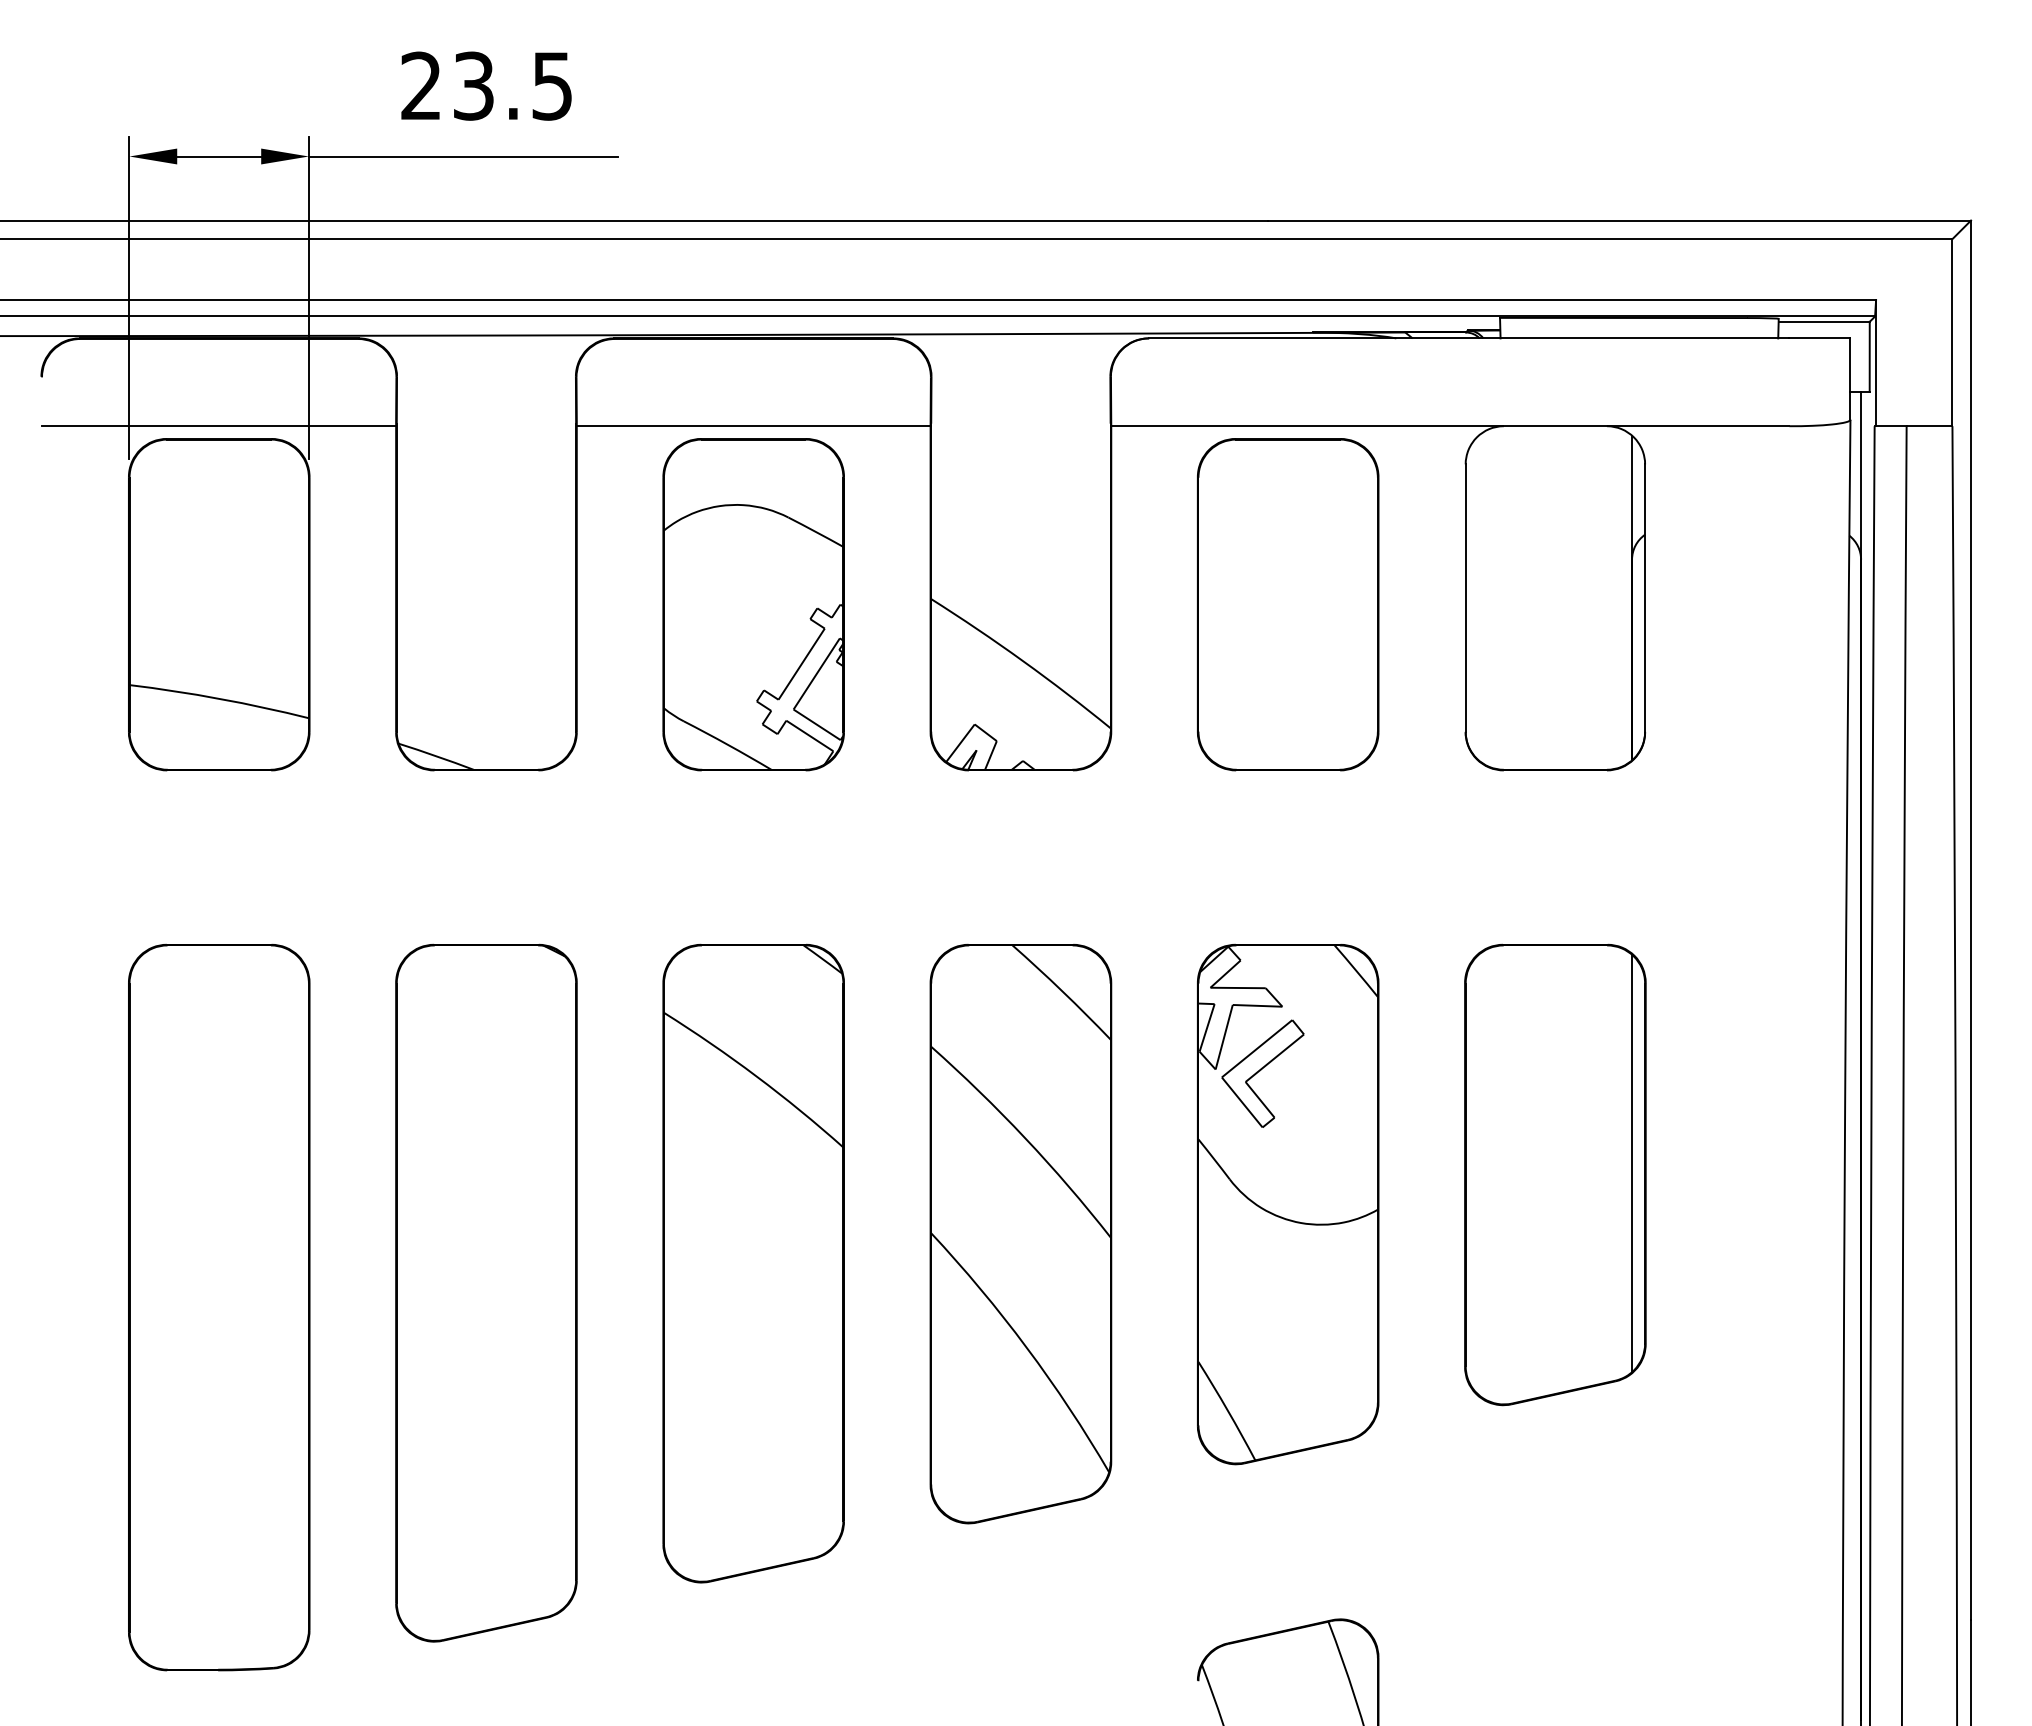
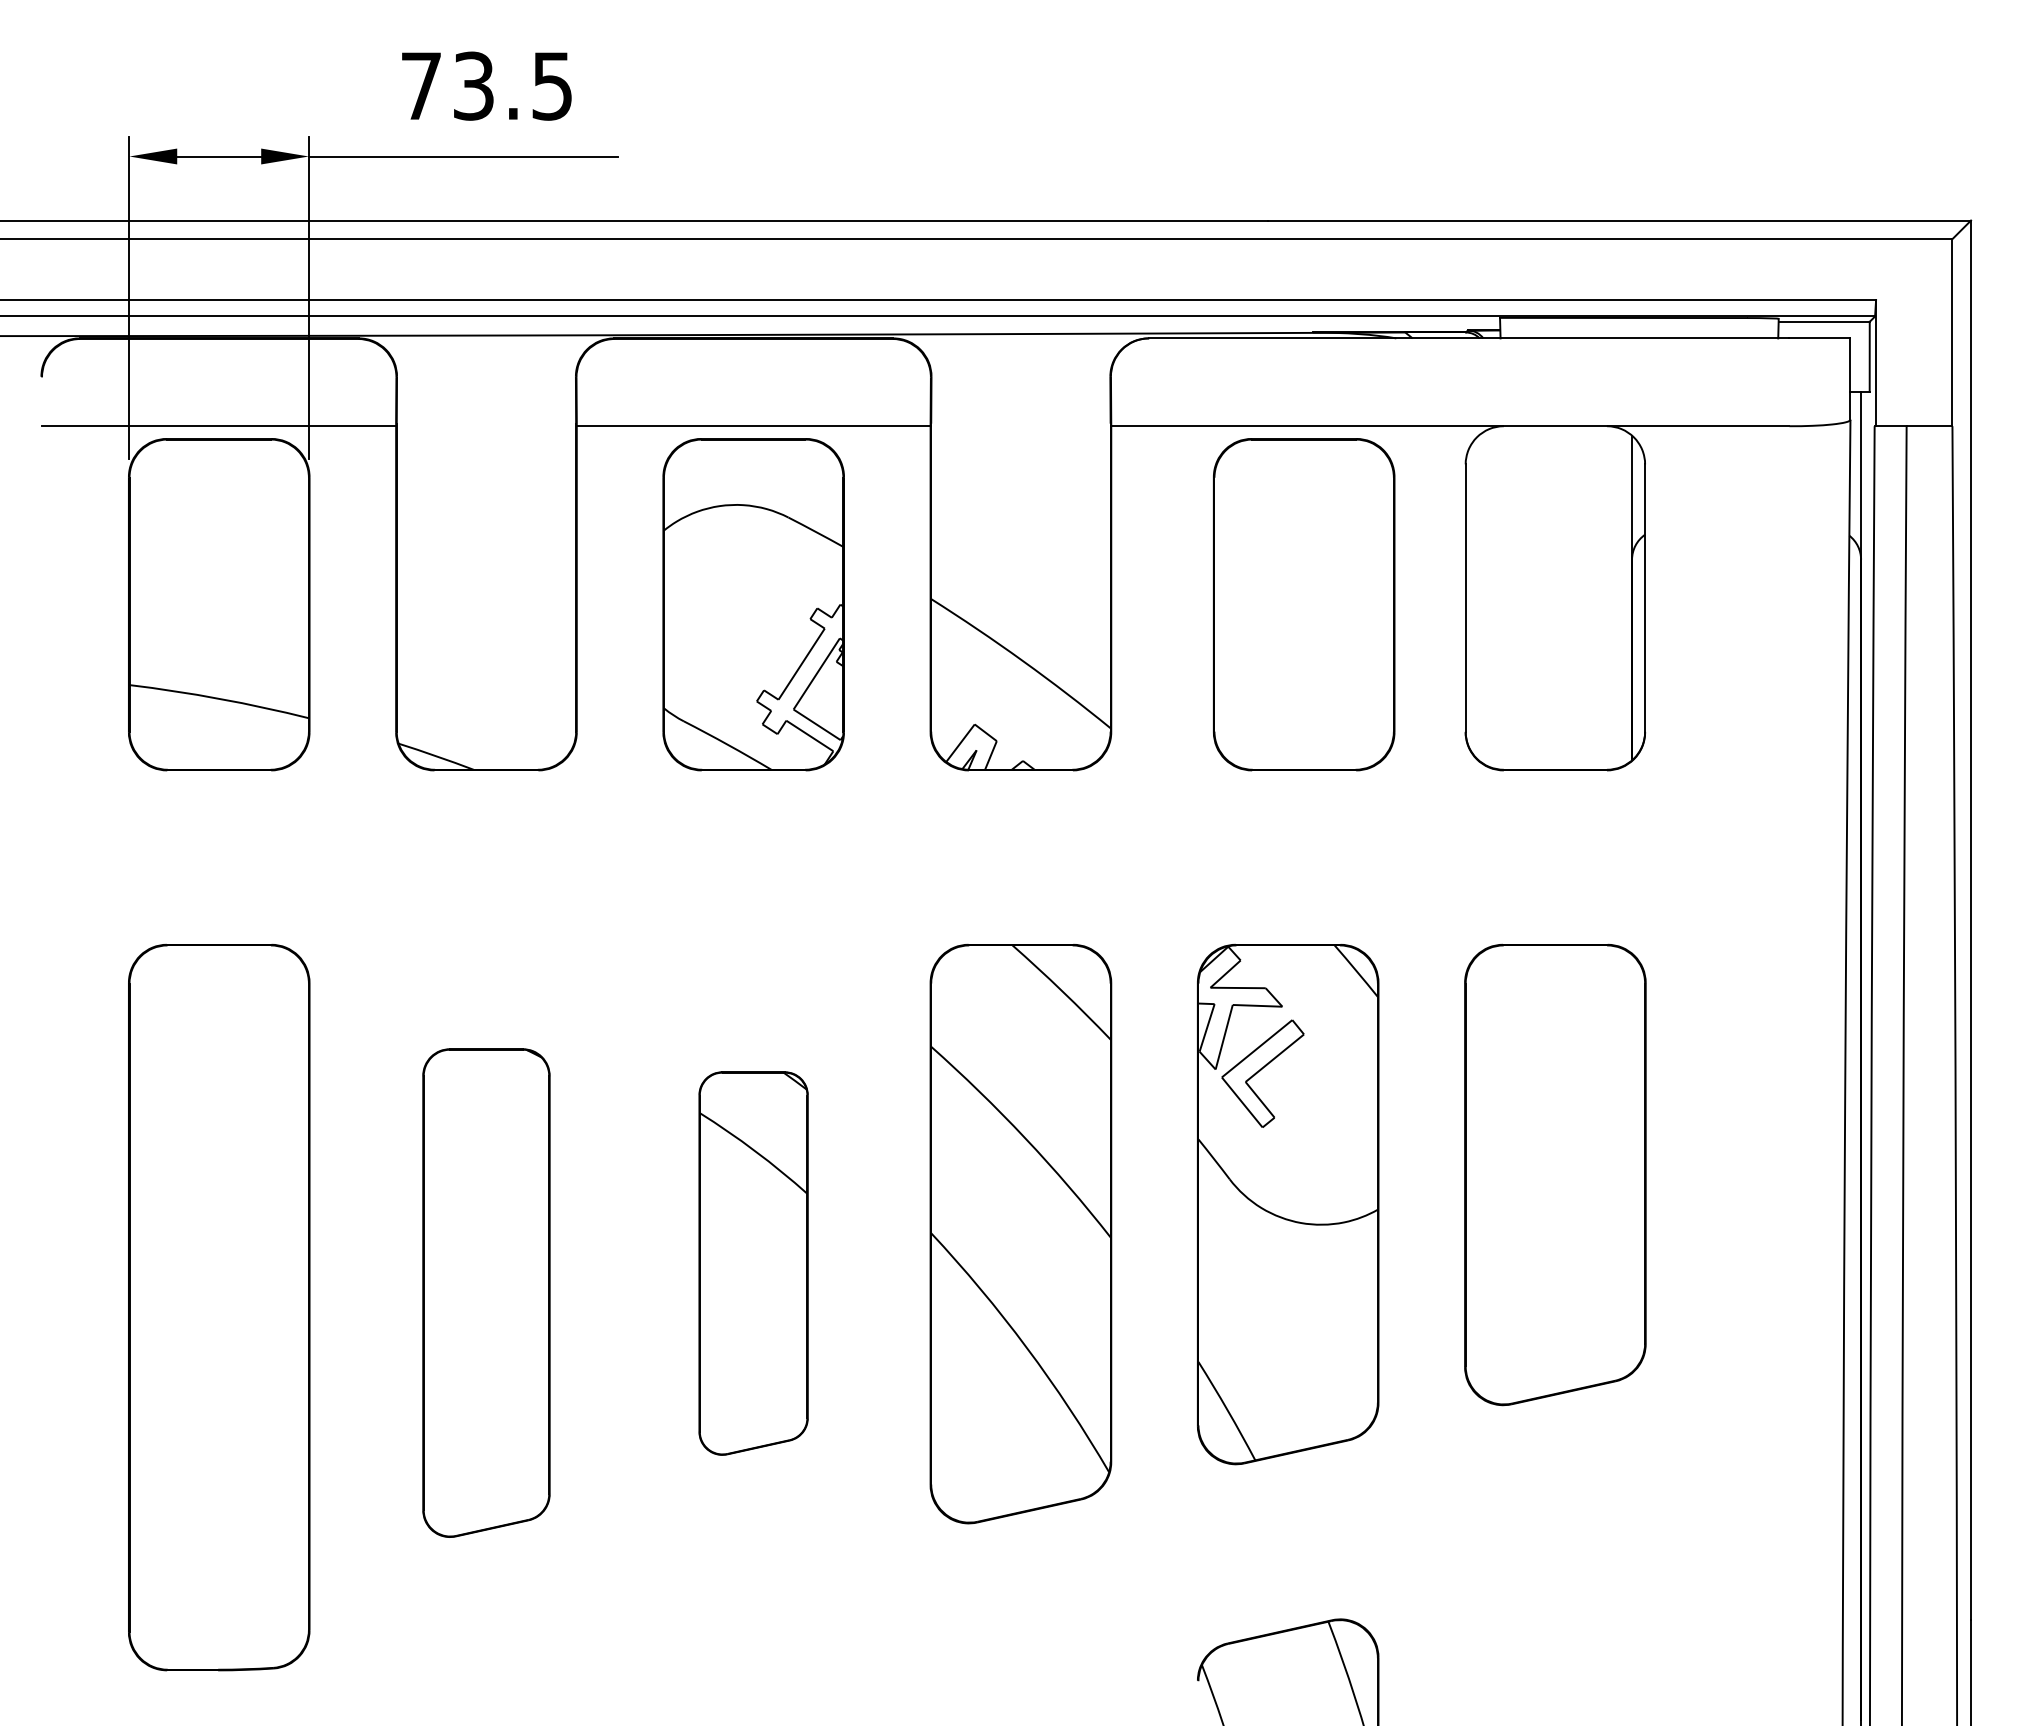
text: 23.5 -> 73.5 (420, 85)
part position: (1288, 604) -> (1304, 604) (1304, 604)
line: present -> none (1632, 1163)
part size: 183x641 px -> 111x385 px (753, 1263)
part size: 183x700 px -> 129x490 px (486, 1292)
